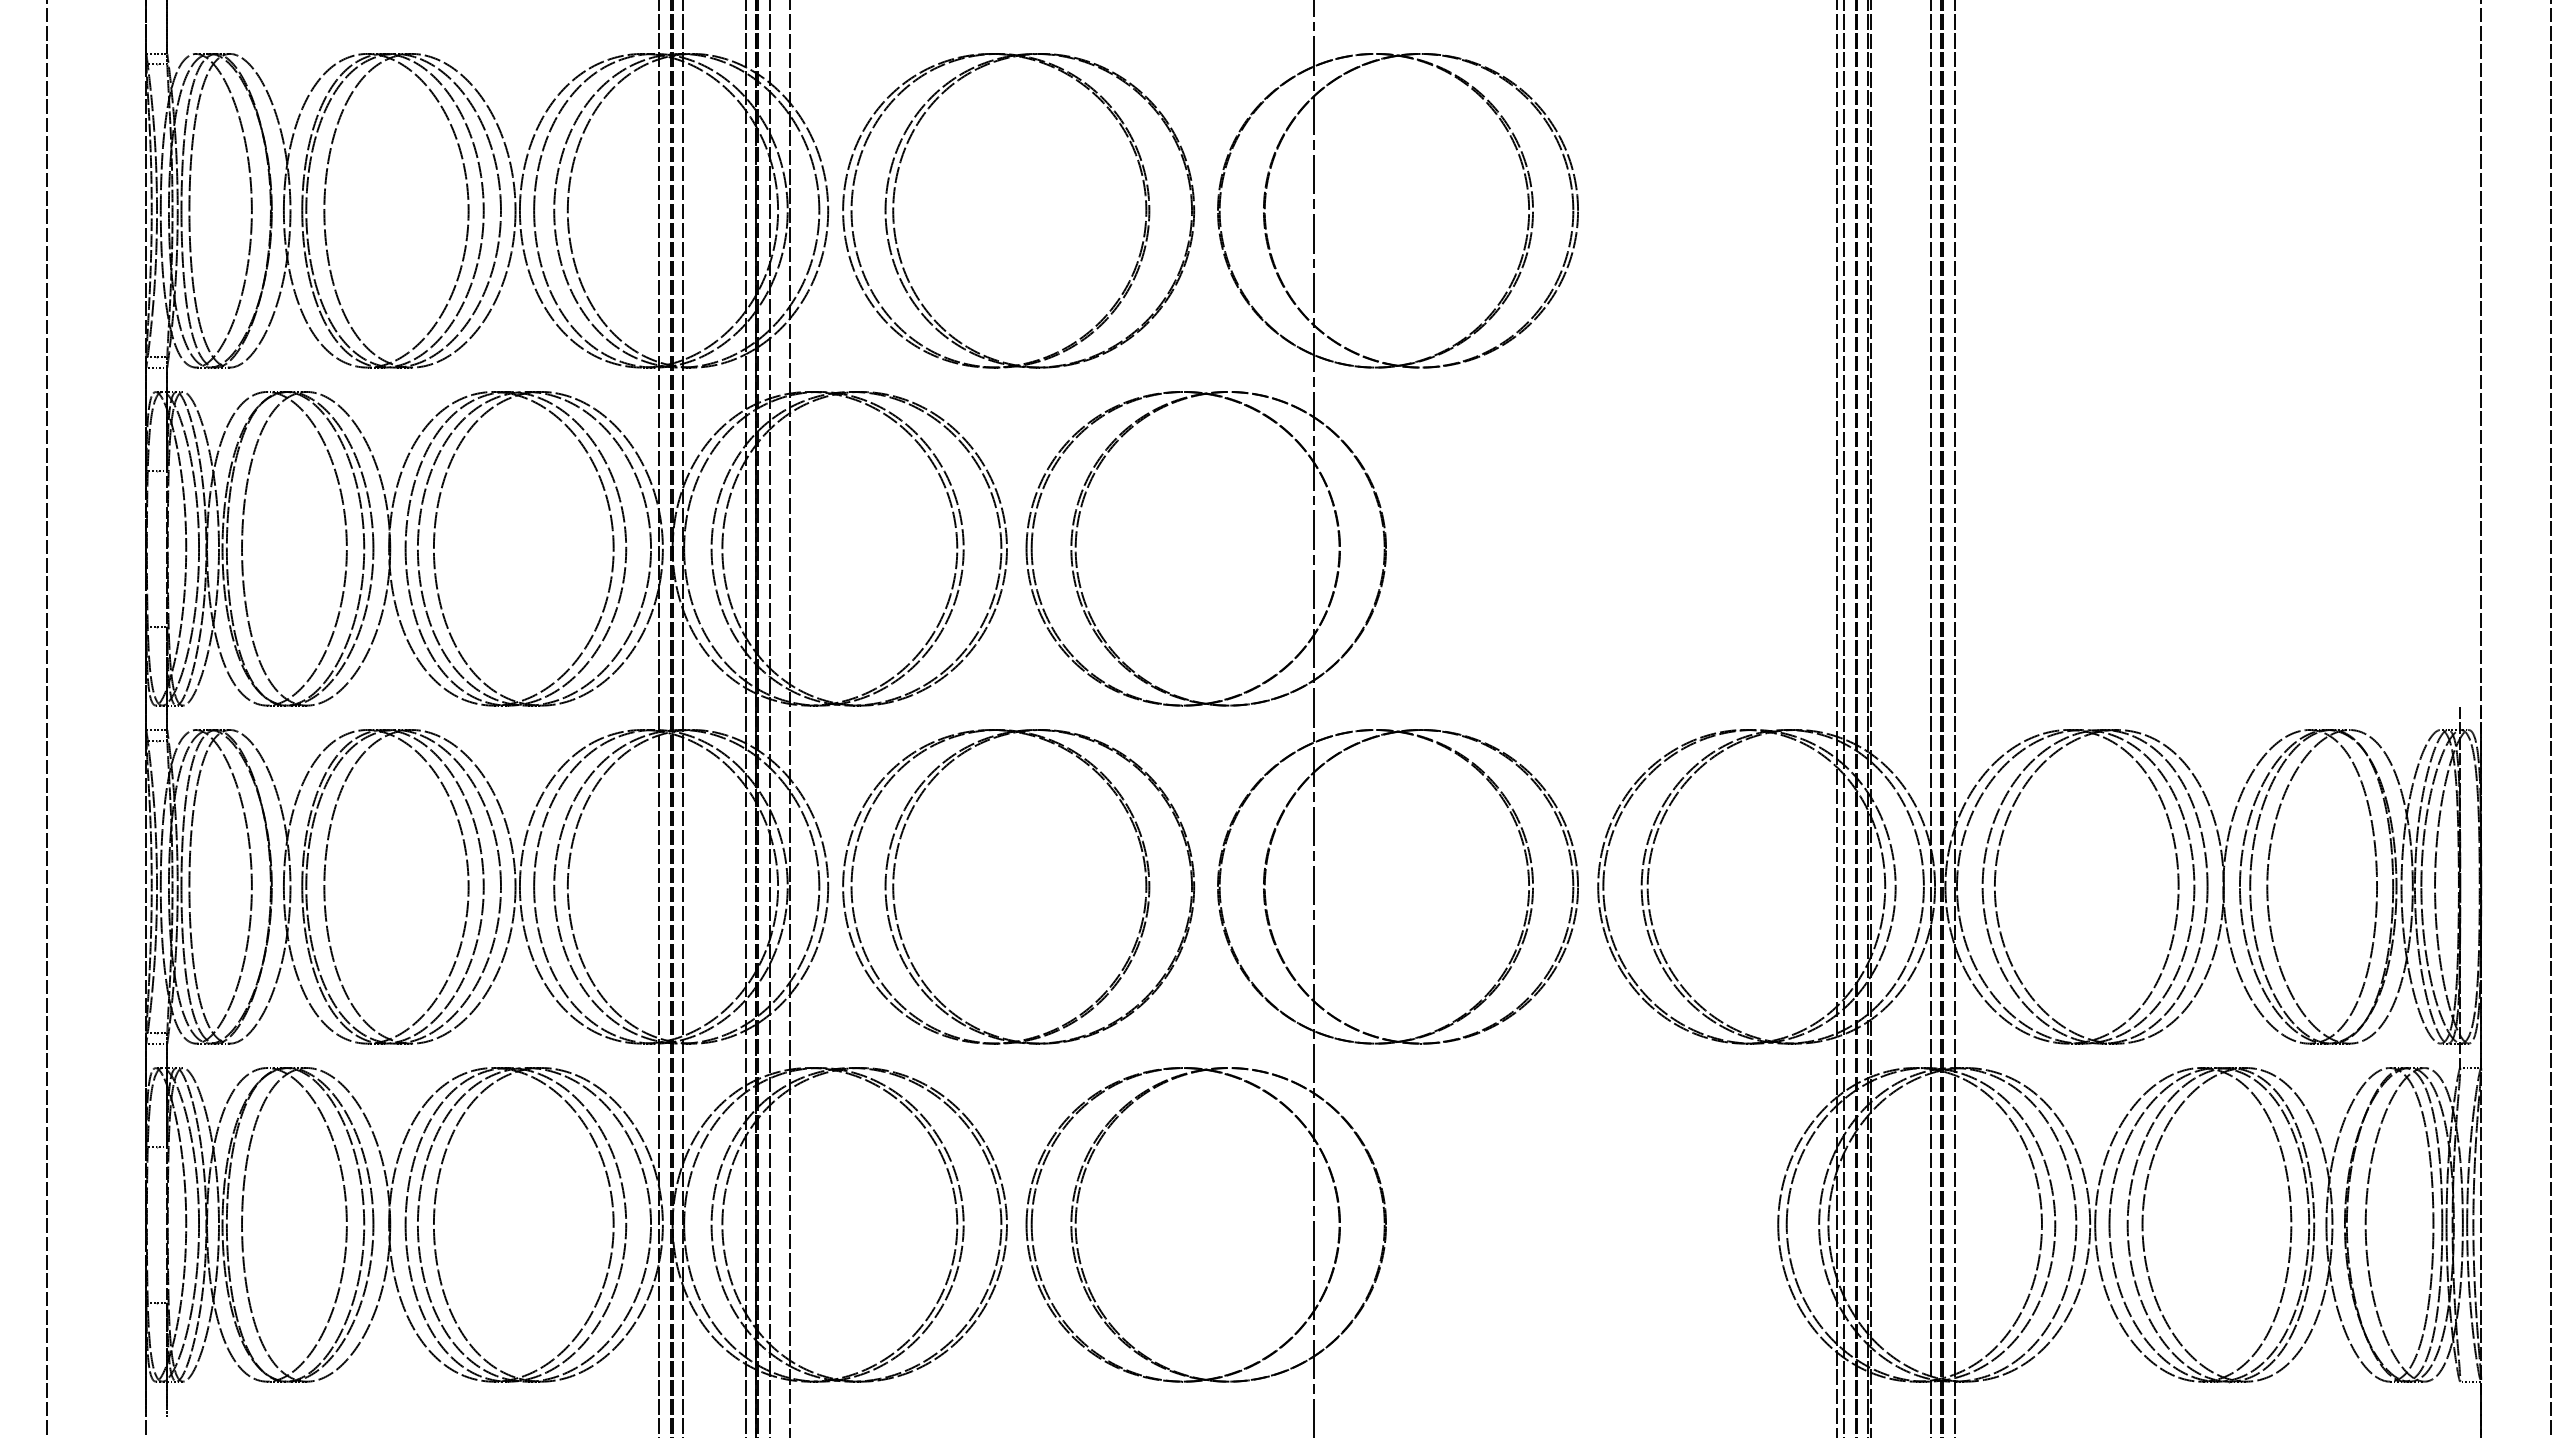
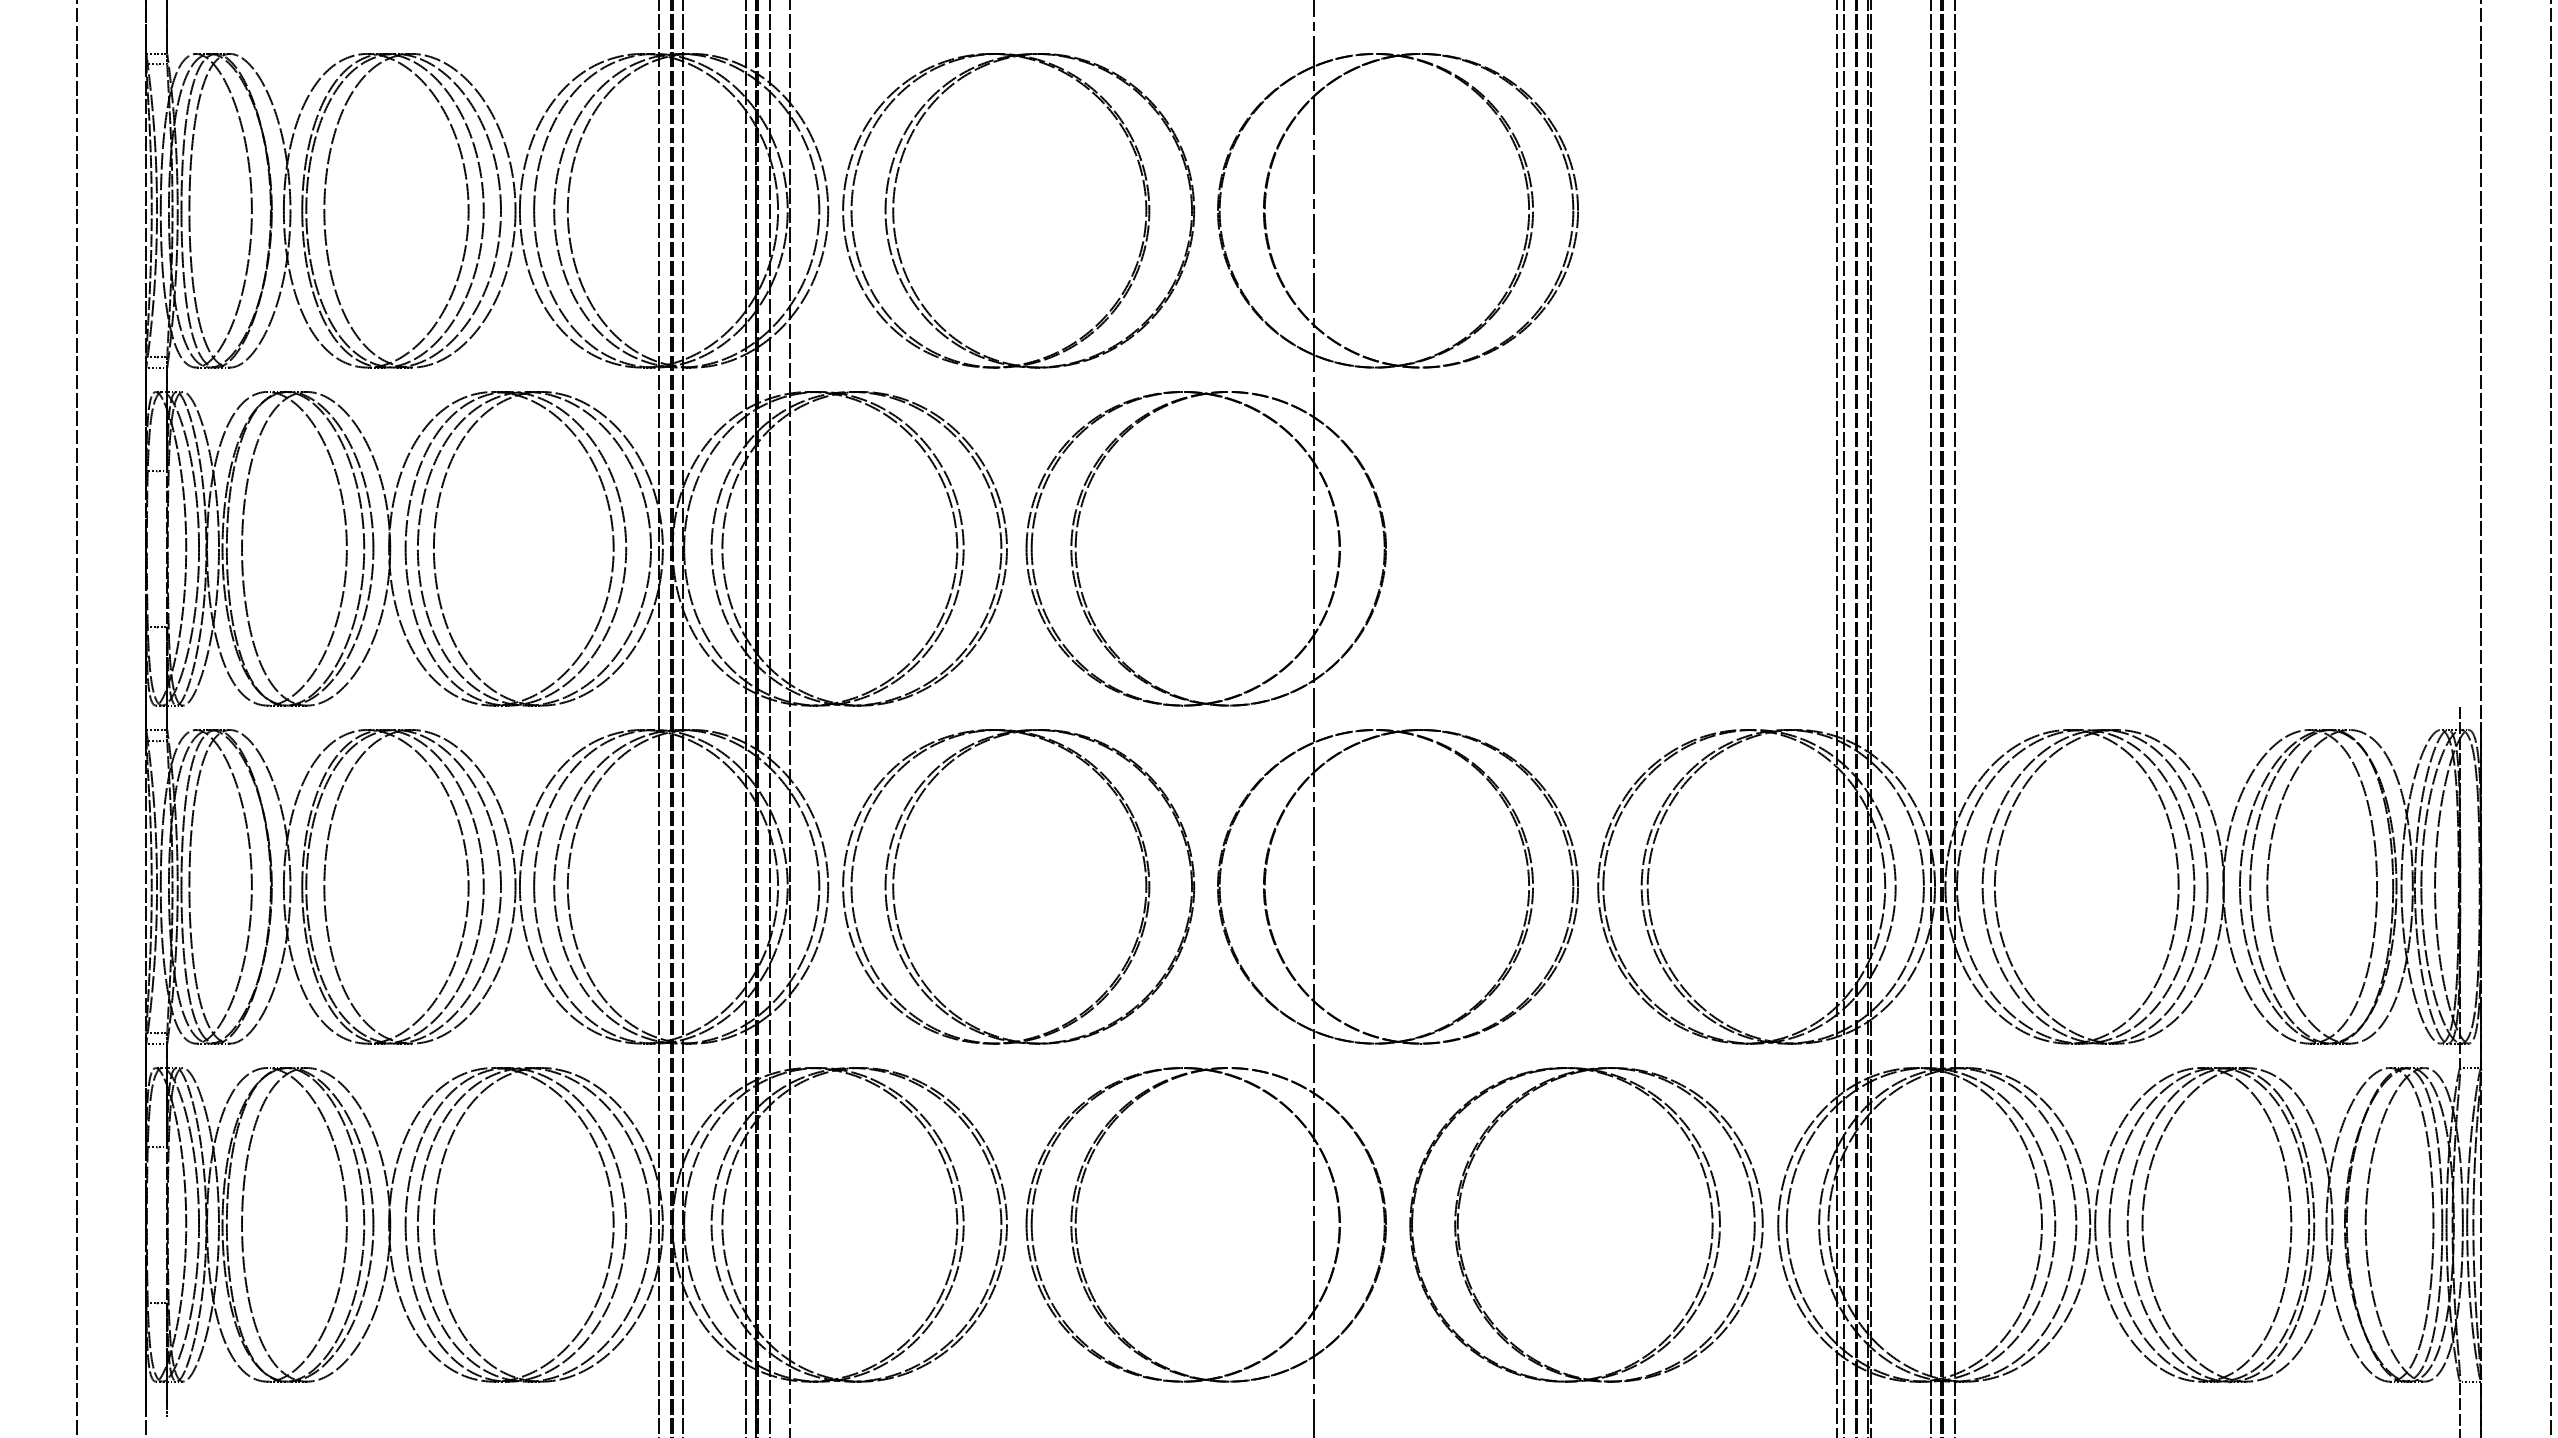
line position: (46, 718) -> (76, 718) (76, 718)
part: none -> present (1711, 1224)
line: none -> present (2460, 1406)
